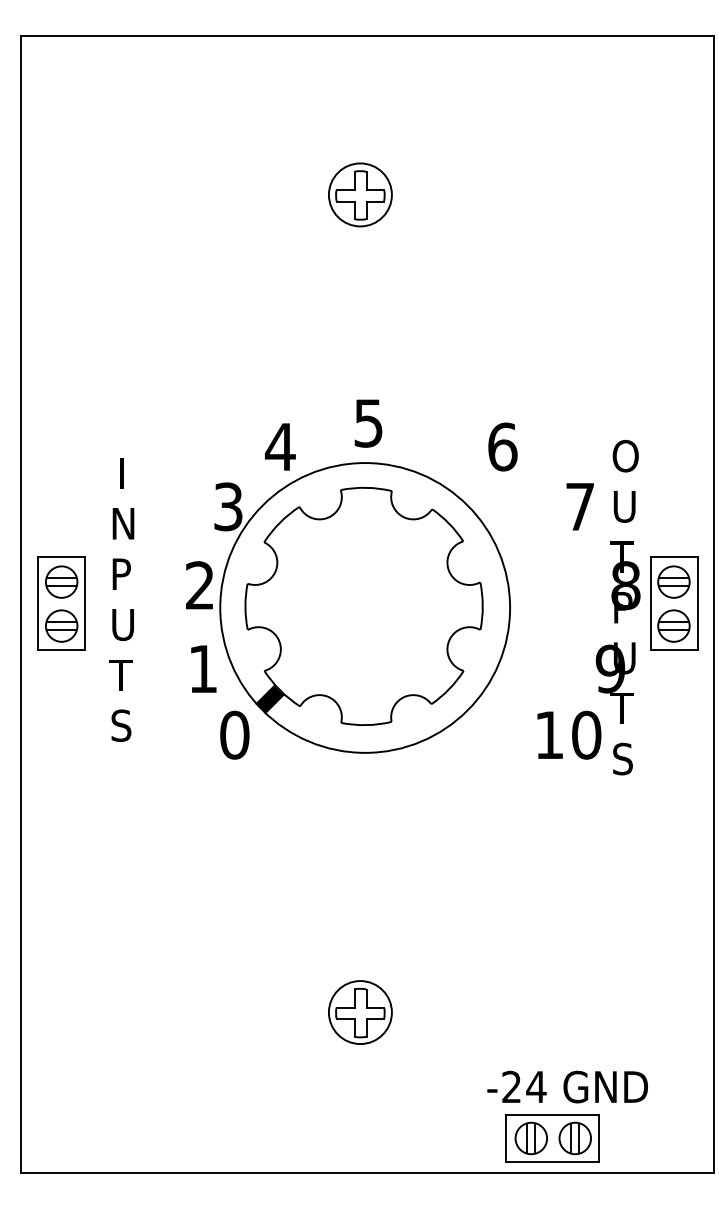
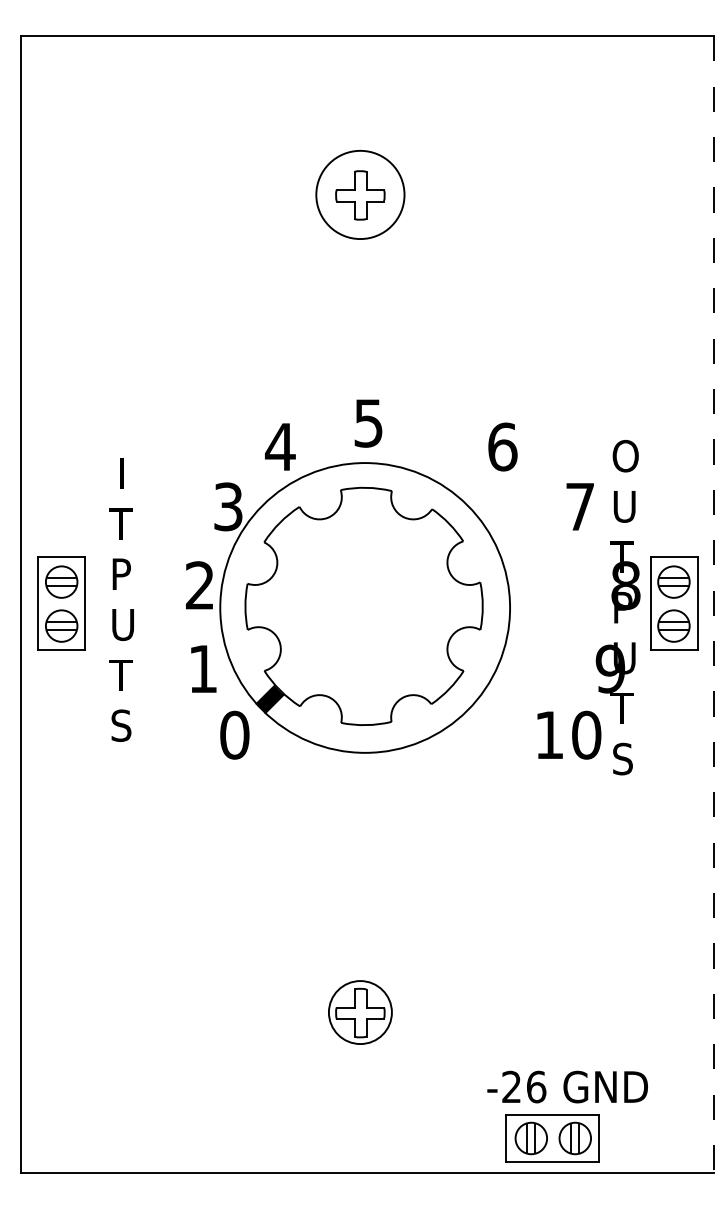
circle diameter: 63 px -> 88 px (360, 194)
text: N -> T (121, 523)
line: solid -> dashed (714, 604)
text: -24 -> -26 (536, 1086)
